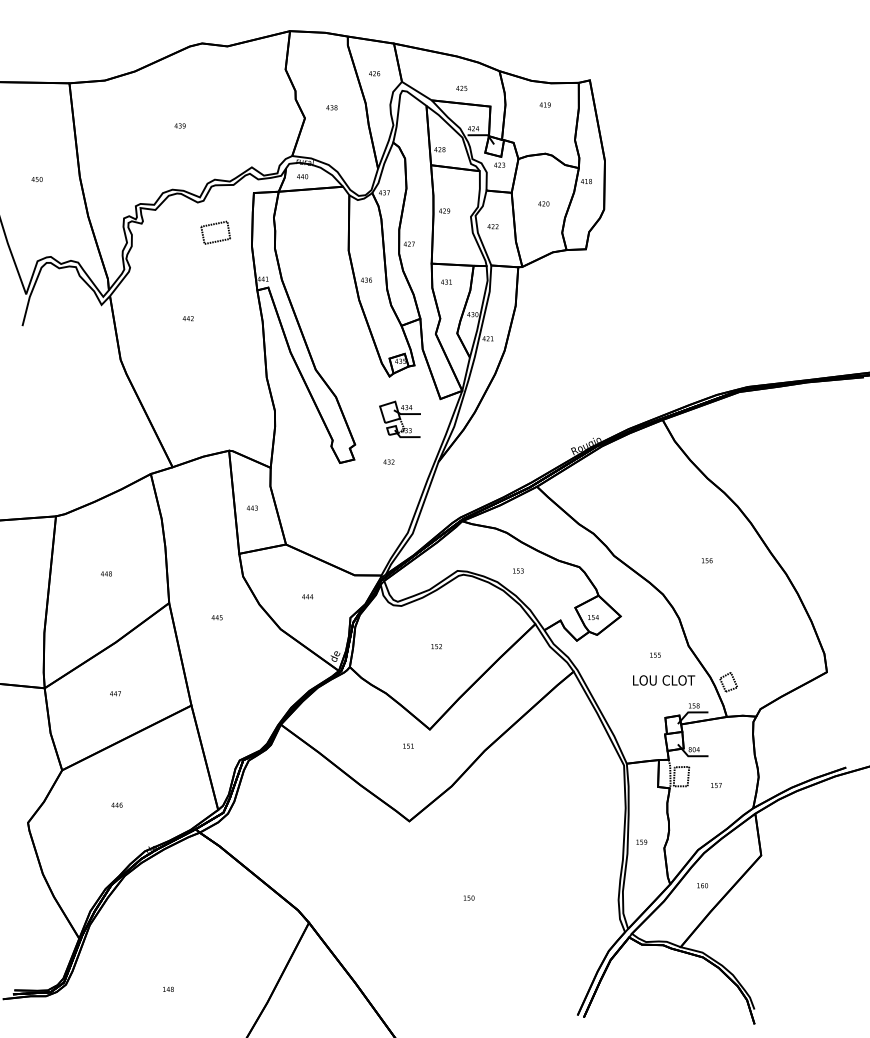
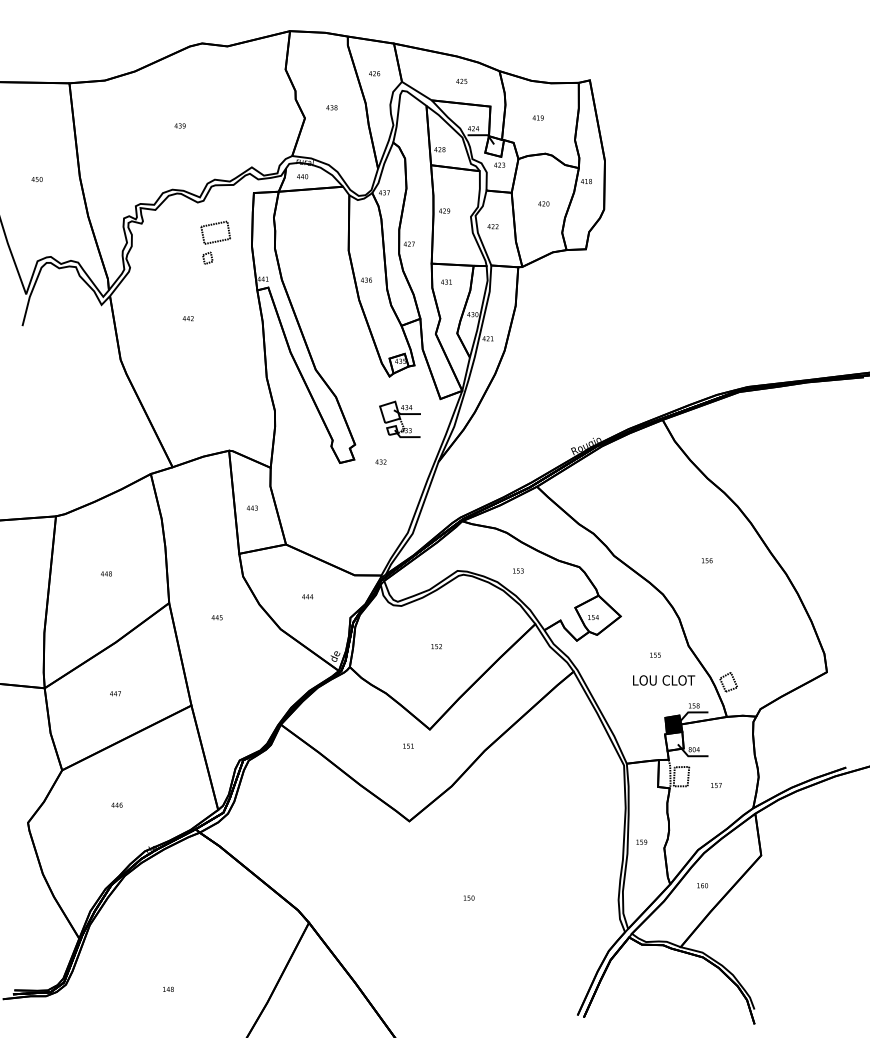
text position: (461, 87) -> (461, 80) (461, 80)
text position: (544, 104) -> (537, 117) (537, 117)
part: none -> present (207, 257)
text position: (388, 461) -> (380, 461) (380, 461)
fill: none -> present (673, 724)
